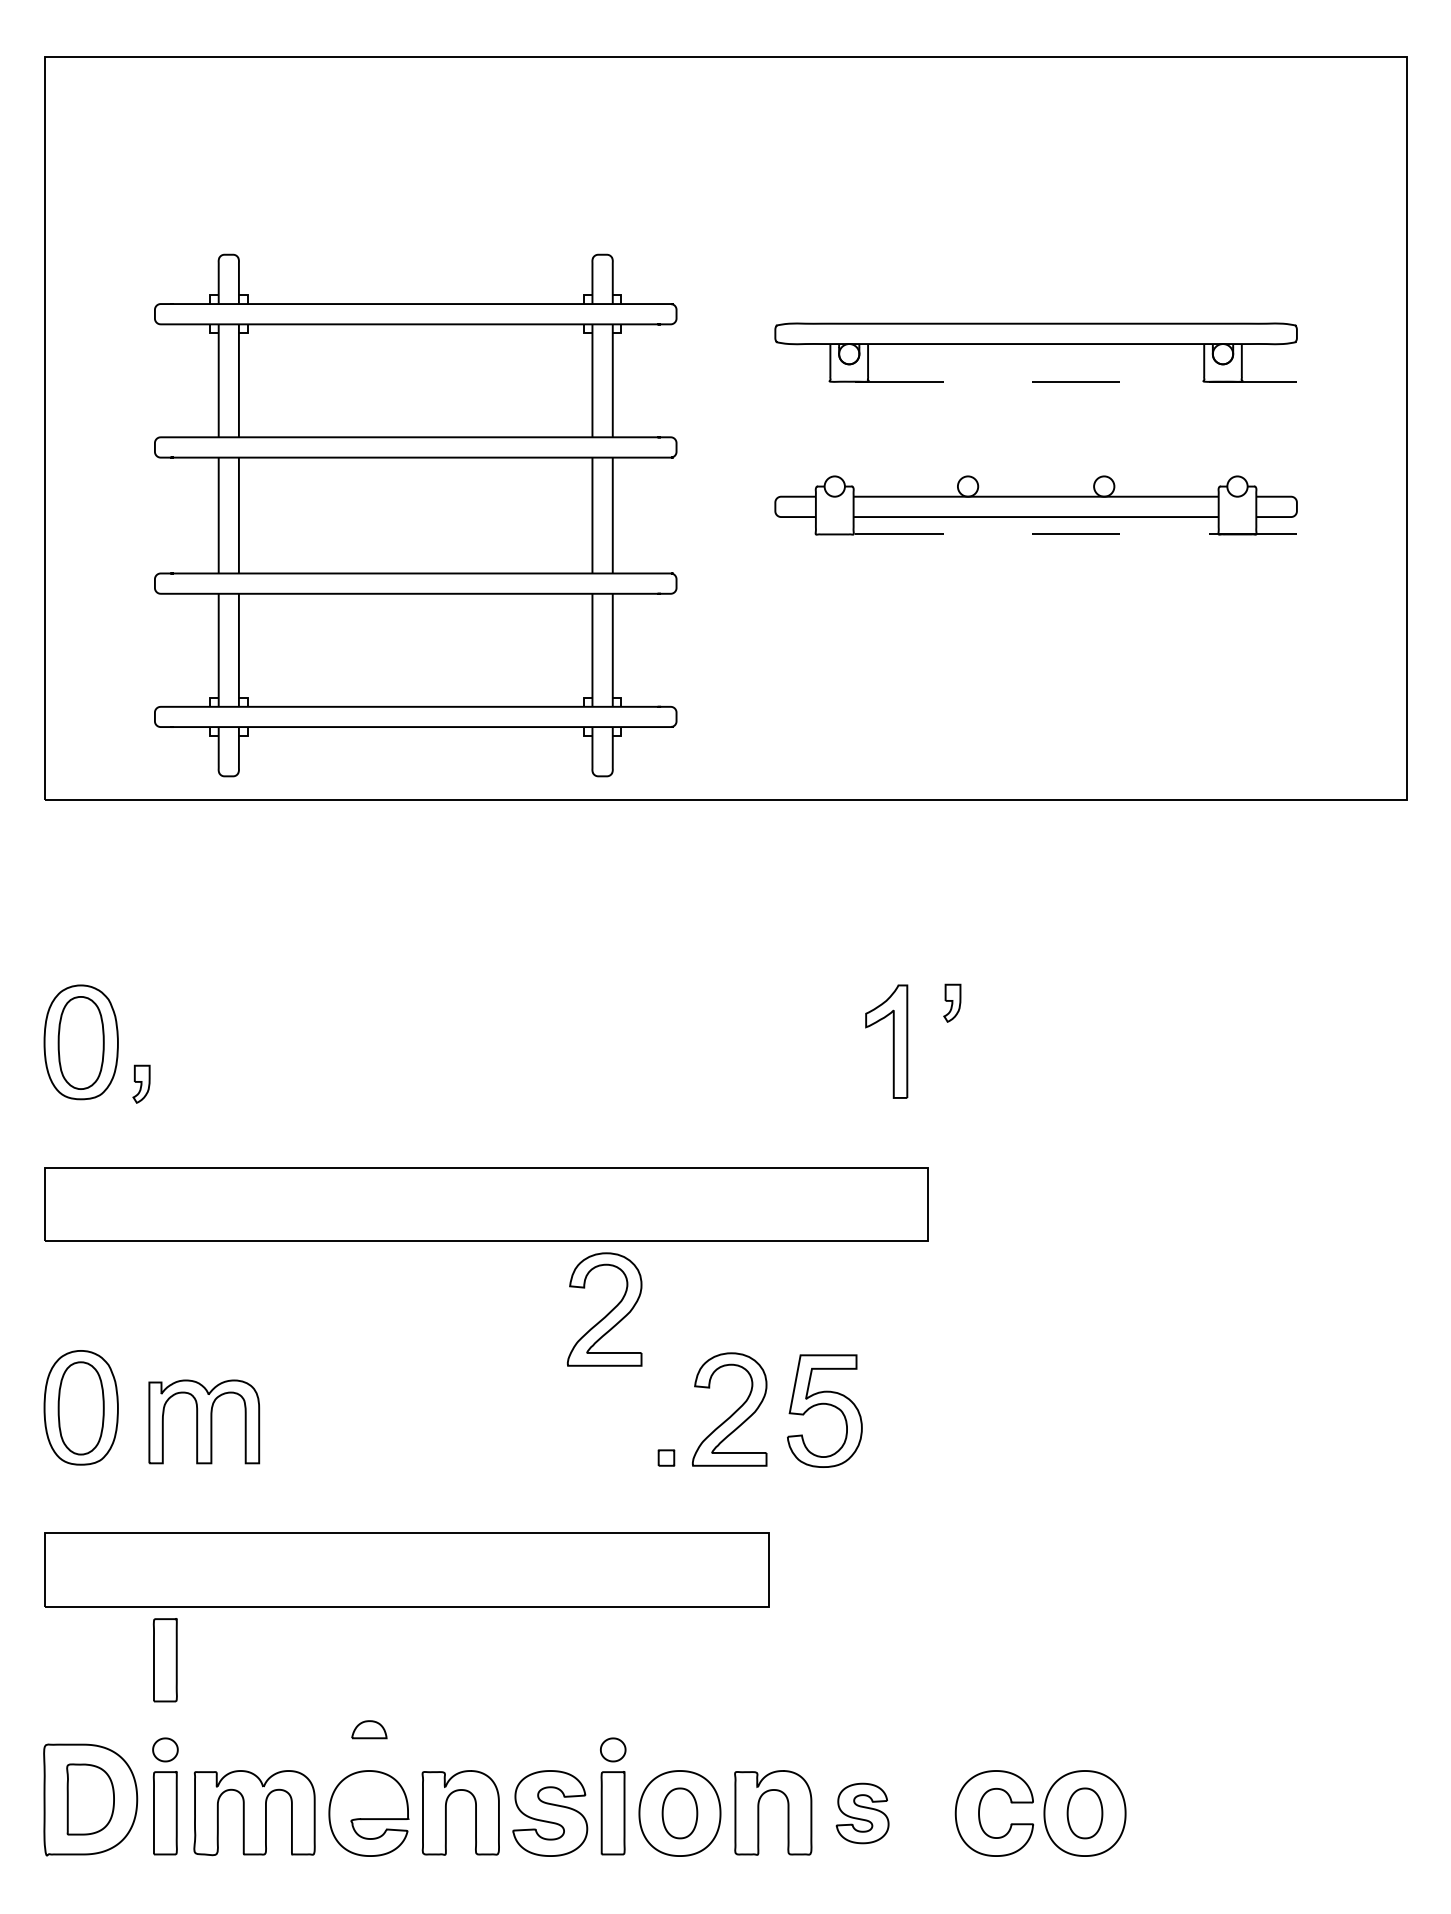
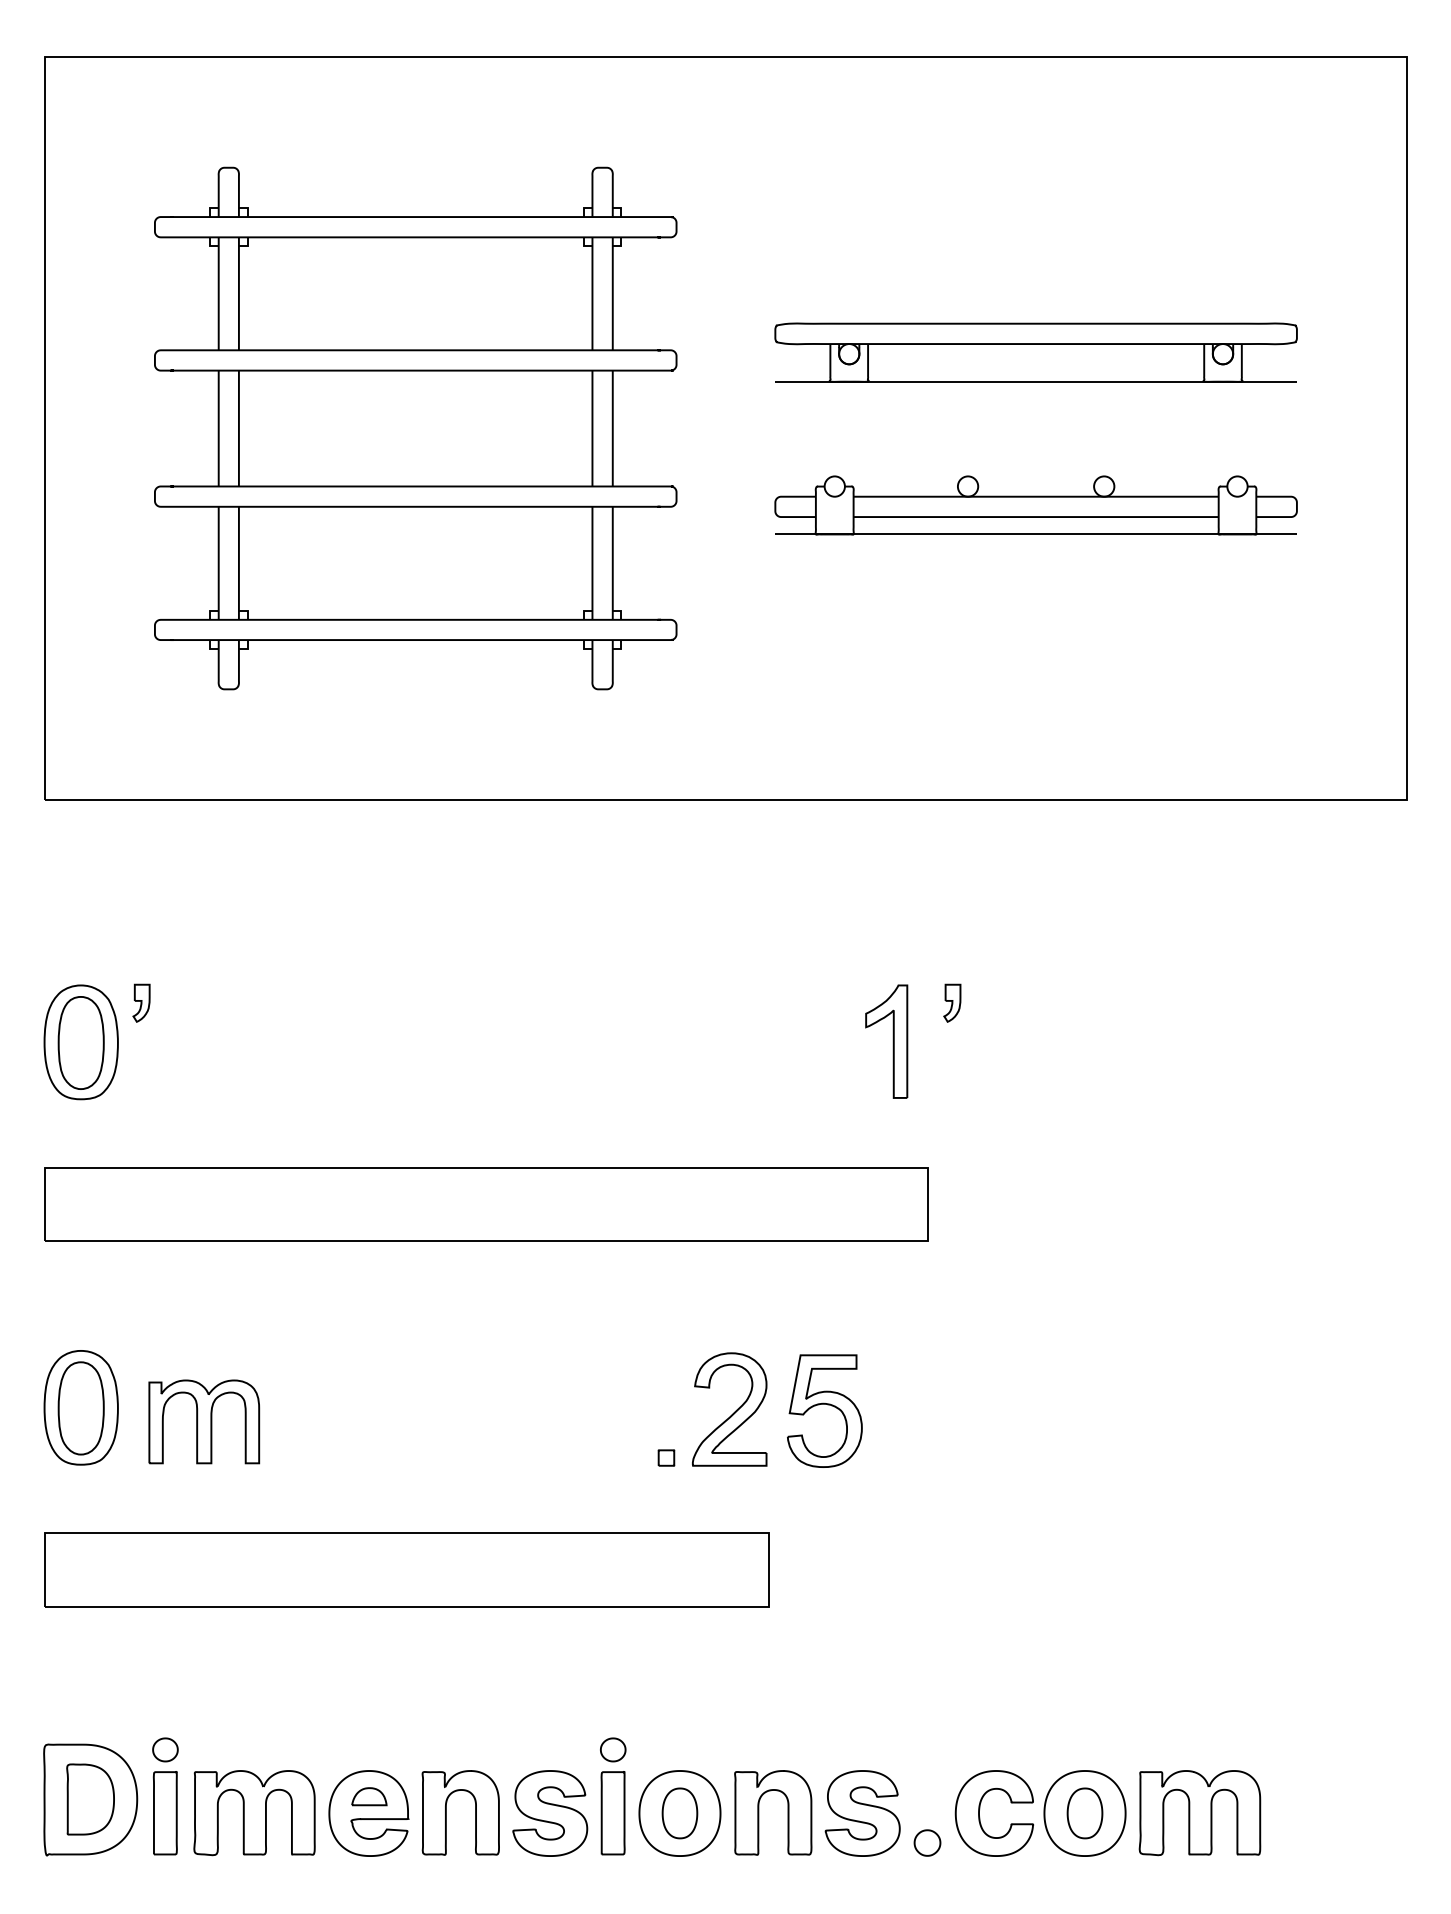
line: dashed -> solid (1036, 381)
part position: (415, 515) -> (415, 428) (415, 428)
line: dashed -> solid (1036, 534)
part position: (141, 1083) -> (141, 1002) (141, 1002)
part: present -> none (604, 1309)
part: present -> none (164, 1660)
part position: (369, 1729) -> (369, 1796) (369, 1796)
part size: 55x63 px -> 77x87 px (862, 1813)
part: none -> present (1199, 1813)
part: none -> present (927, 1842)
